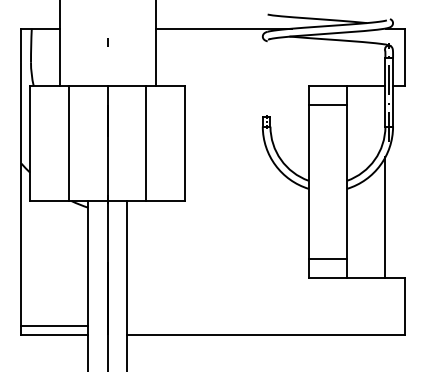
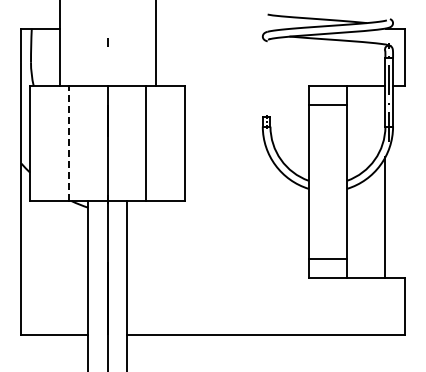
line: present -> none (223, 28)
line: solid -> dashed (68, 143)
line: present -> none (54, 325)
